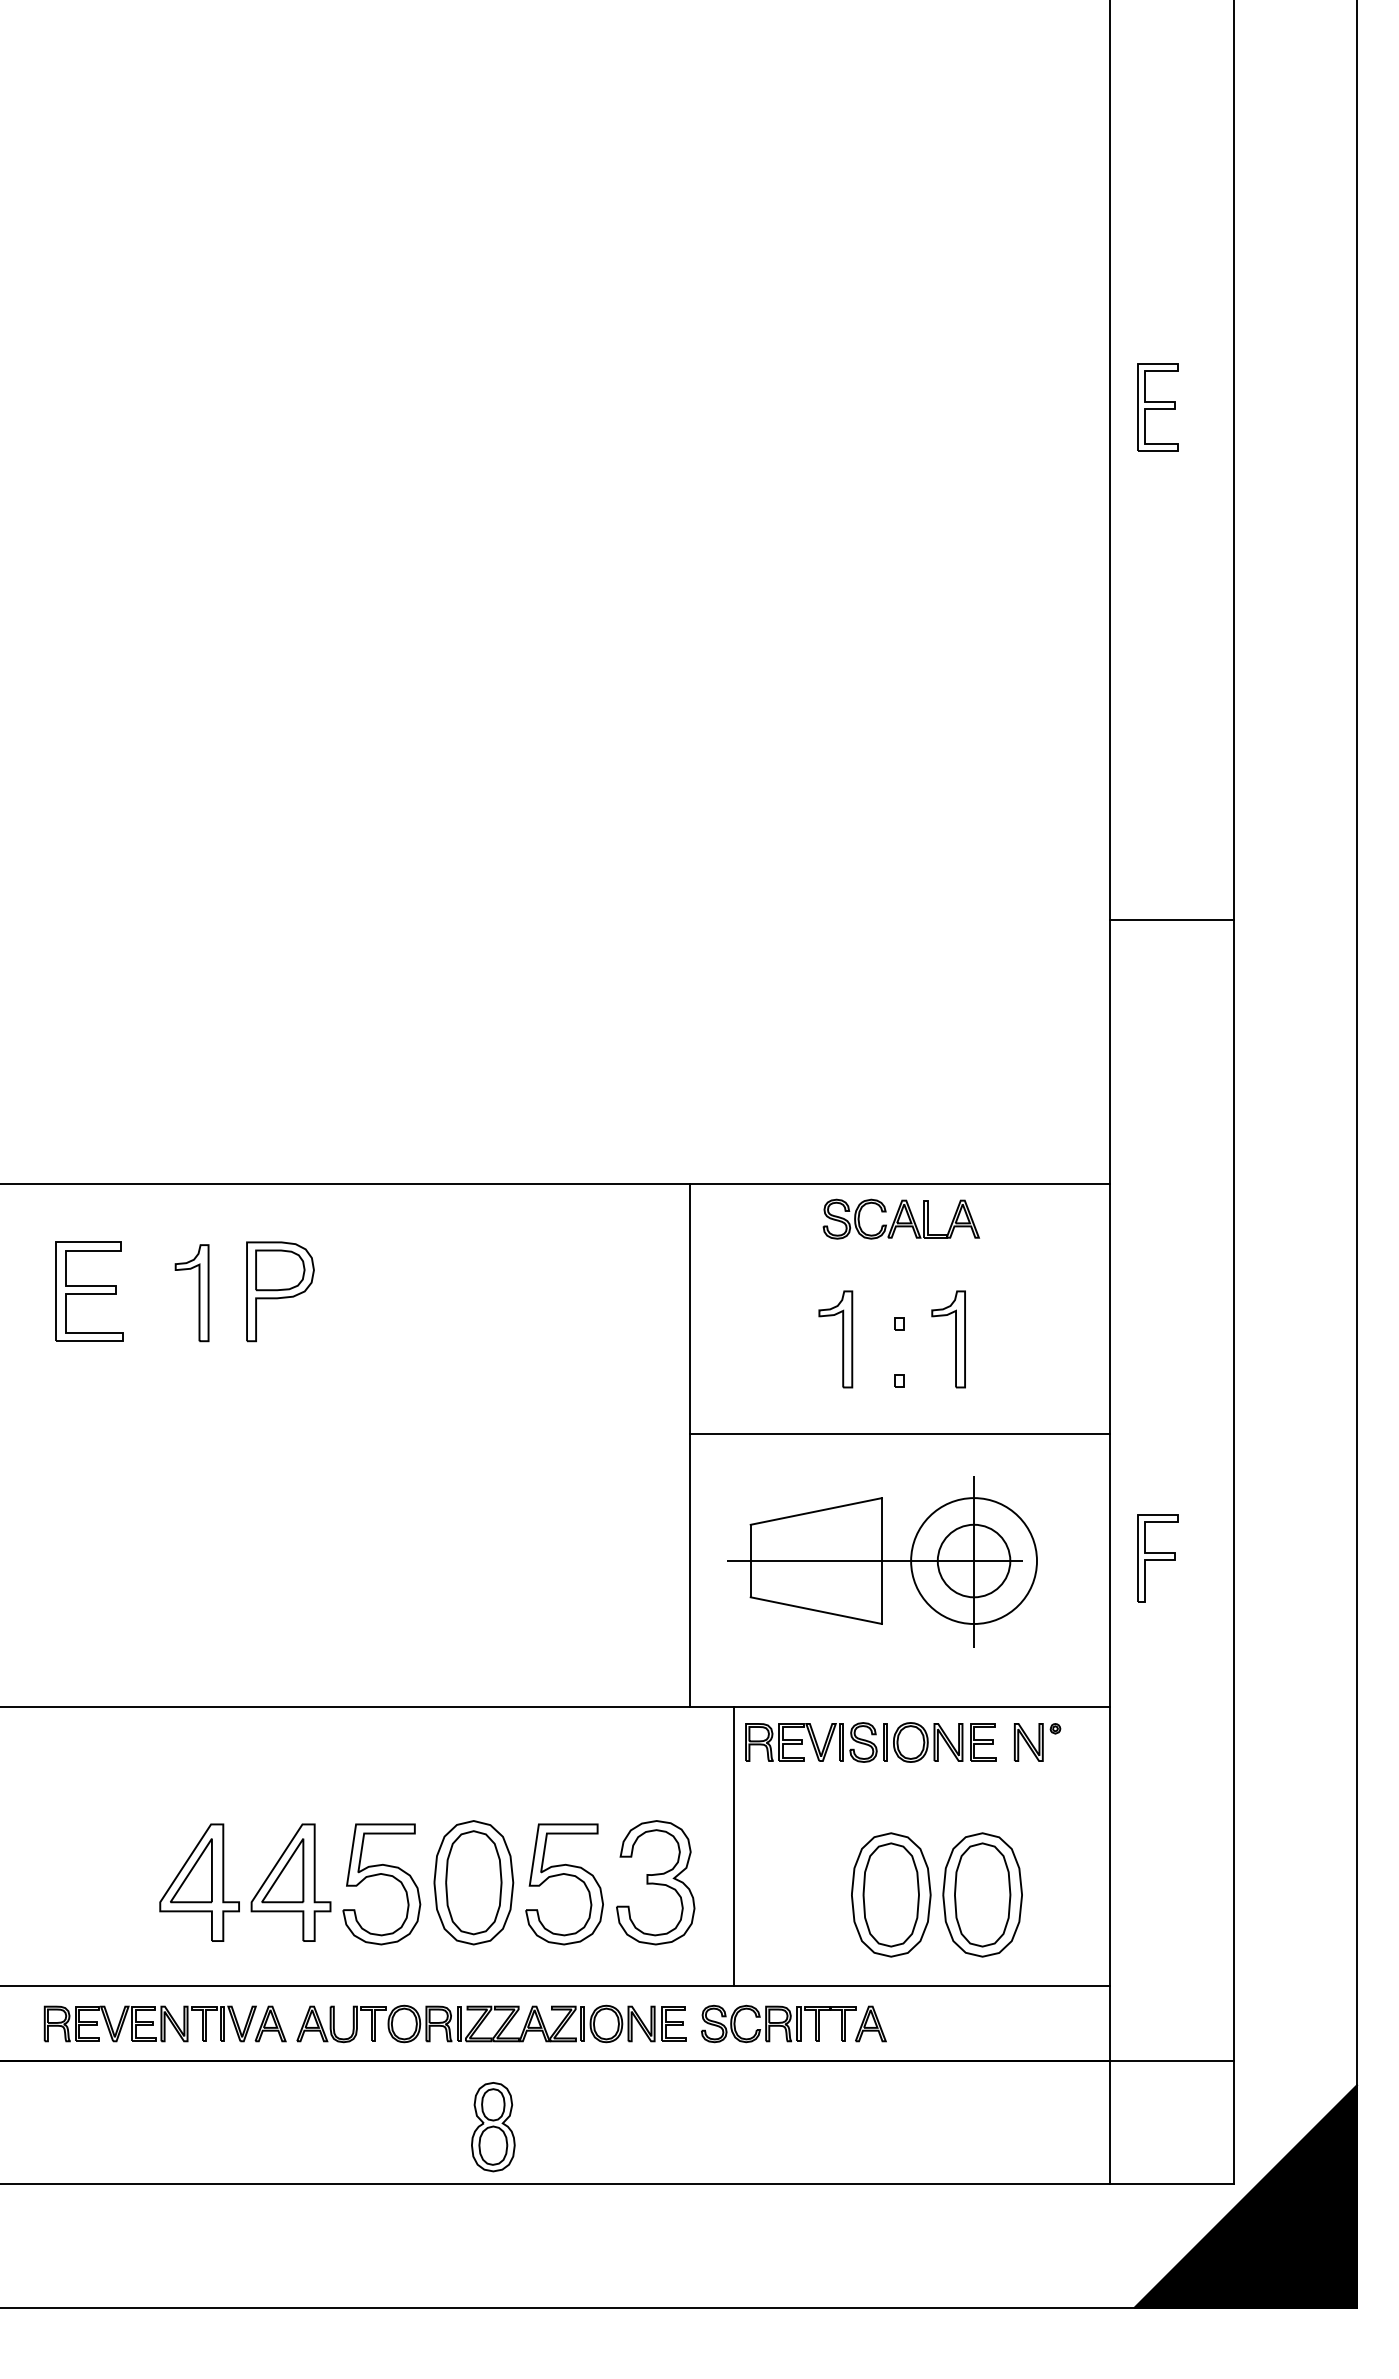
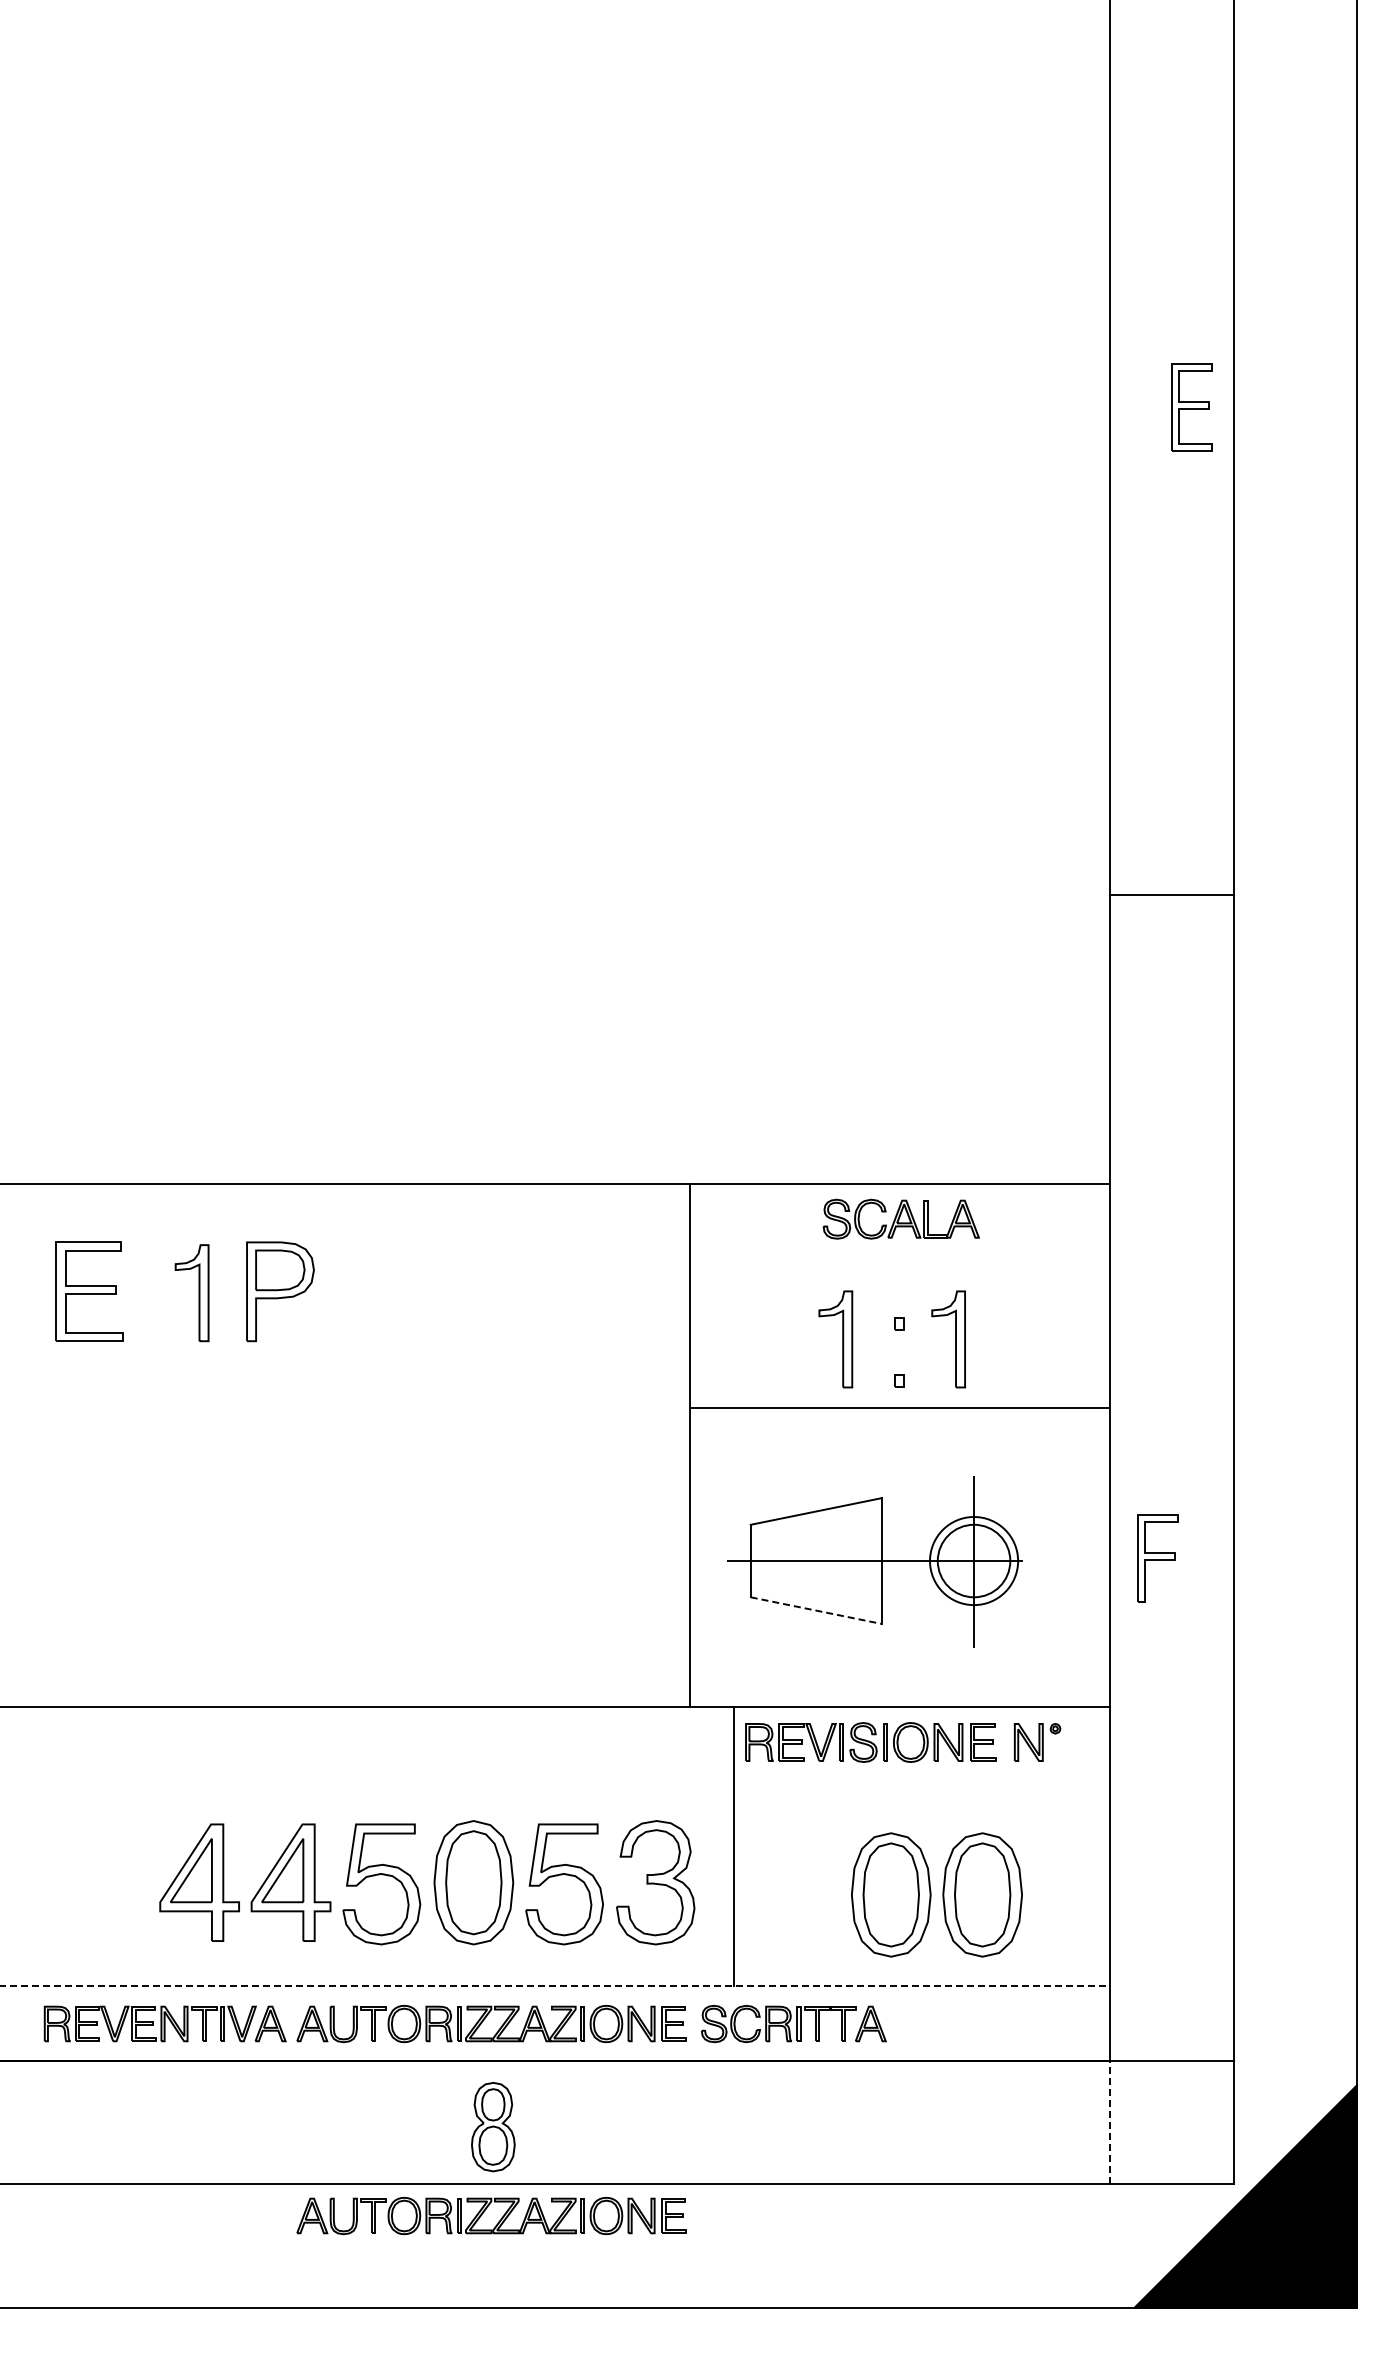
part position: (1157, 407) -> (1191, 407) (1191, 407)
line position: (1171, 920) -> (1171, 895) (1171, 895)
line position: (899, 1433) -> (899, 1407) (899, 1407)
circle diameter: 126 px -> 88 px (974, 1560)
line: solid -> dashed (816, 1610)
line: solid -> dashed (555, 1986)
line: solid -> dashed (1109, 2122)
part: none -> present (484, 2212)
